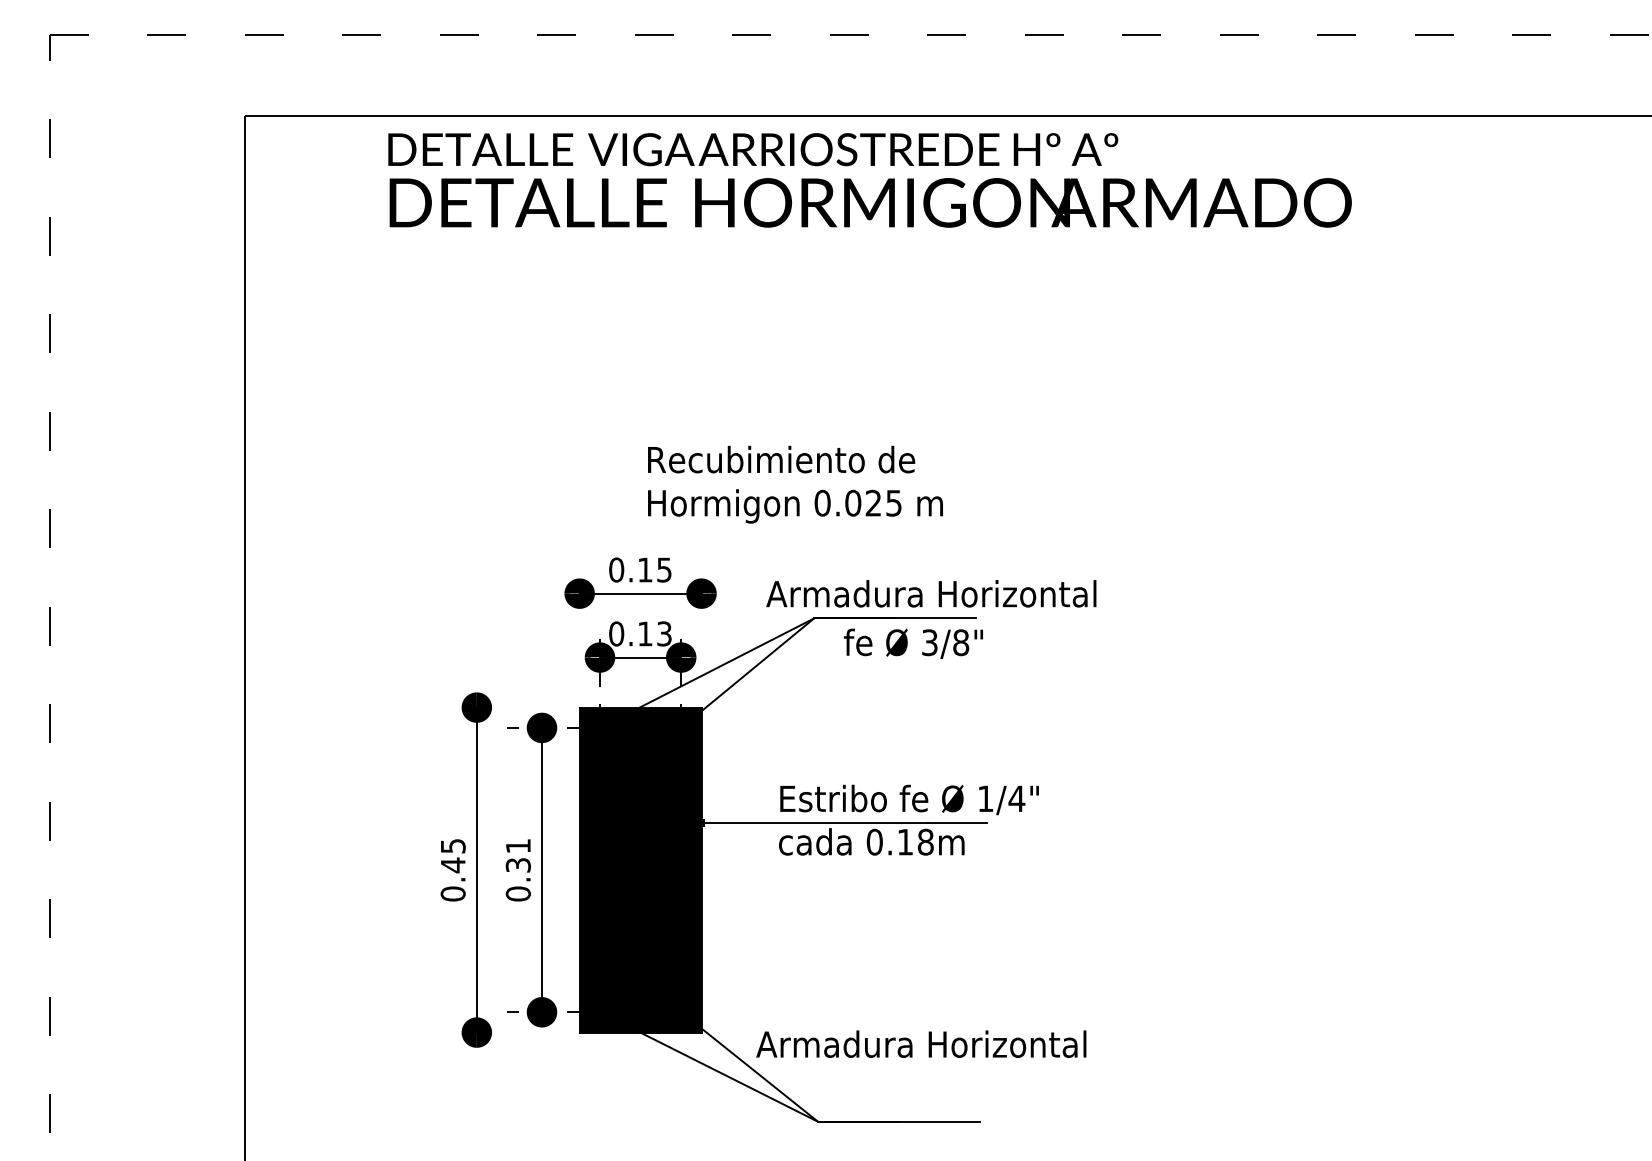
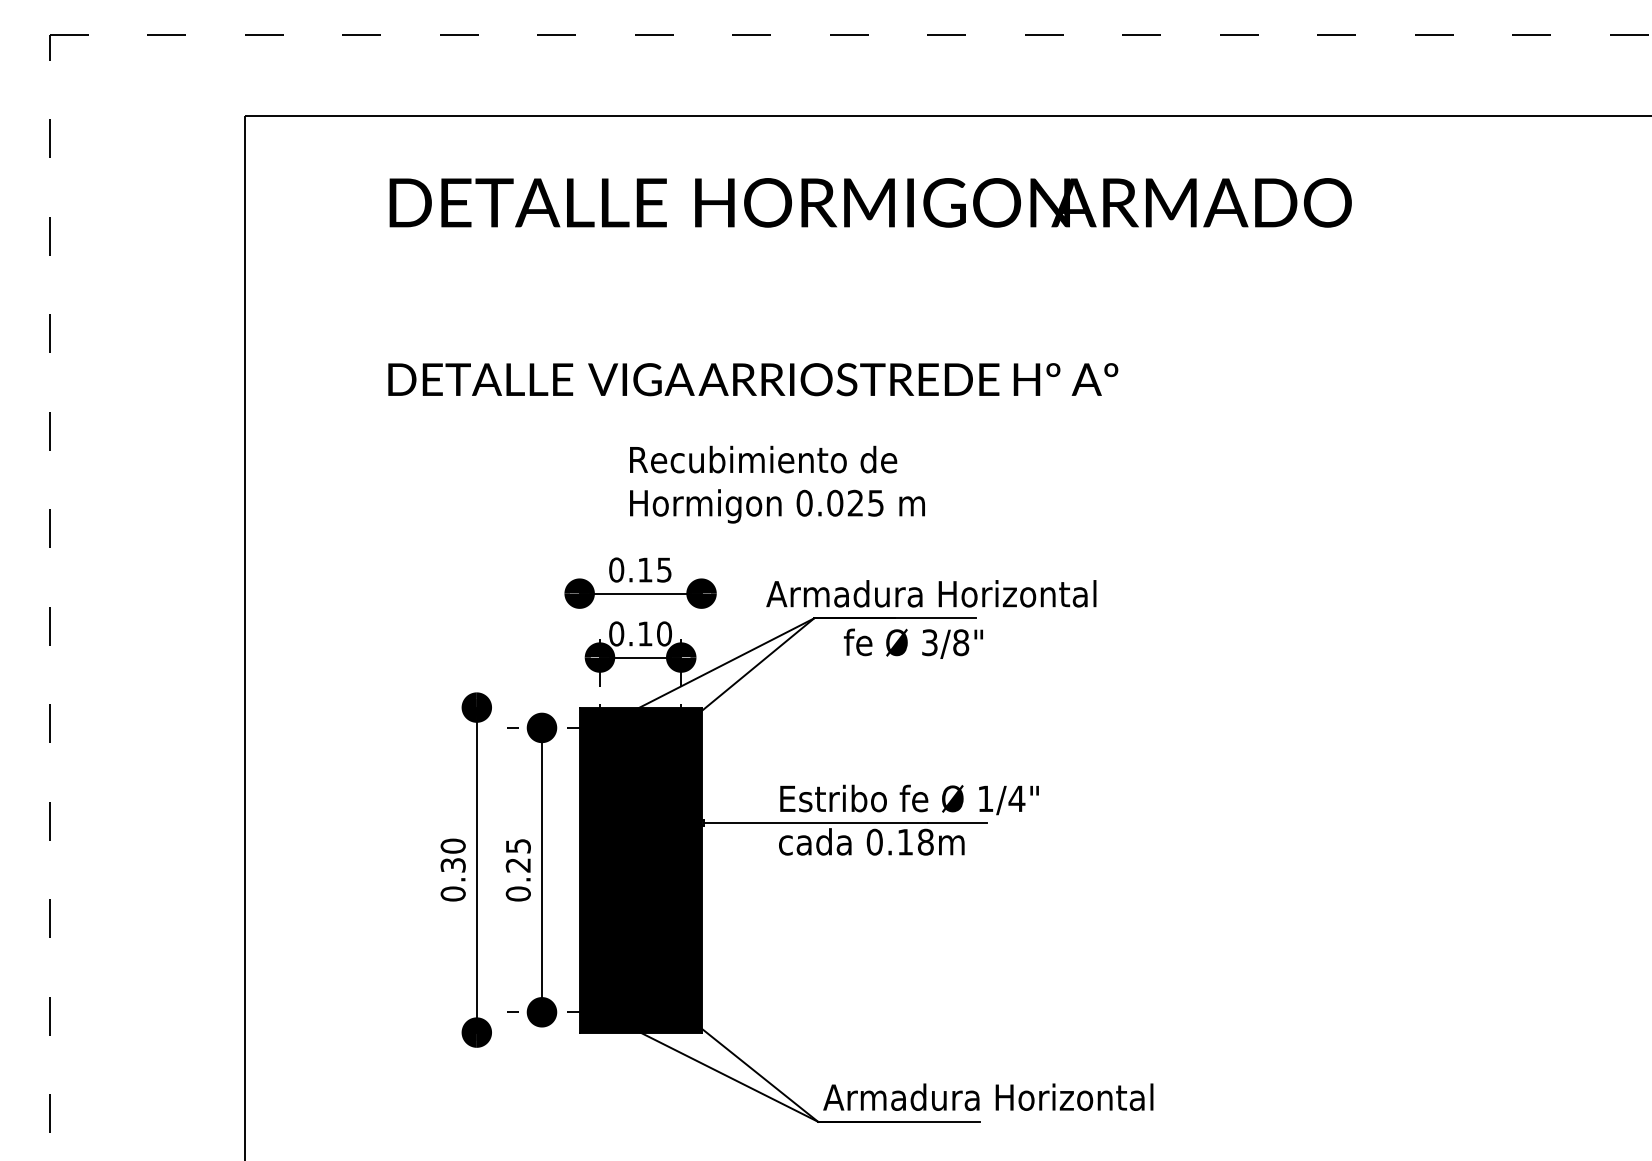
text position: (753, 149) -> (753, 379) (753, 379)
text position: (795, 484) -> (777, 484) (777, 484)
text: 0.13 -> 0.10 (664, 633)
text: 0.45 -> 0.30 (452, 855)
text: 0.31 -> 0.25 (518, 855)
text position: (921, 1043) -> (988, 1096) (988, 1096)
